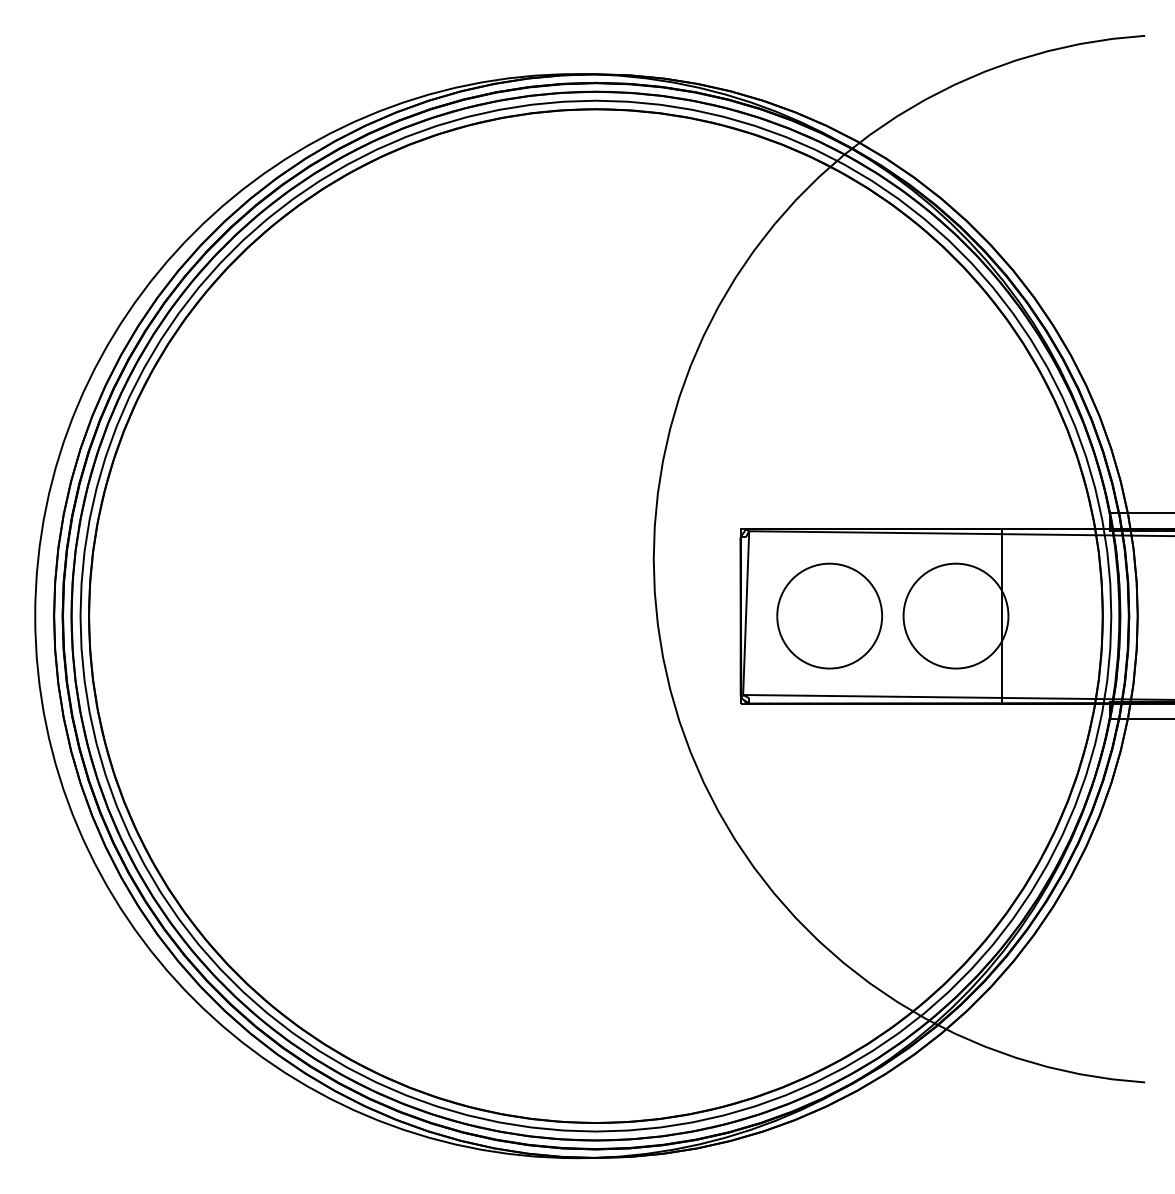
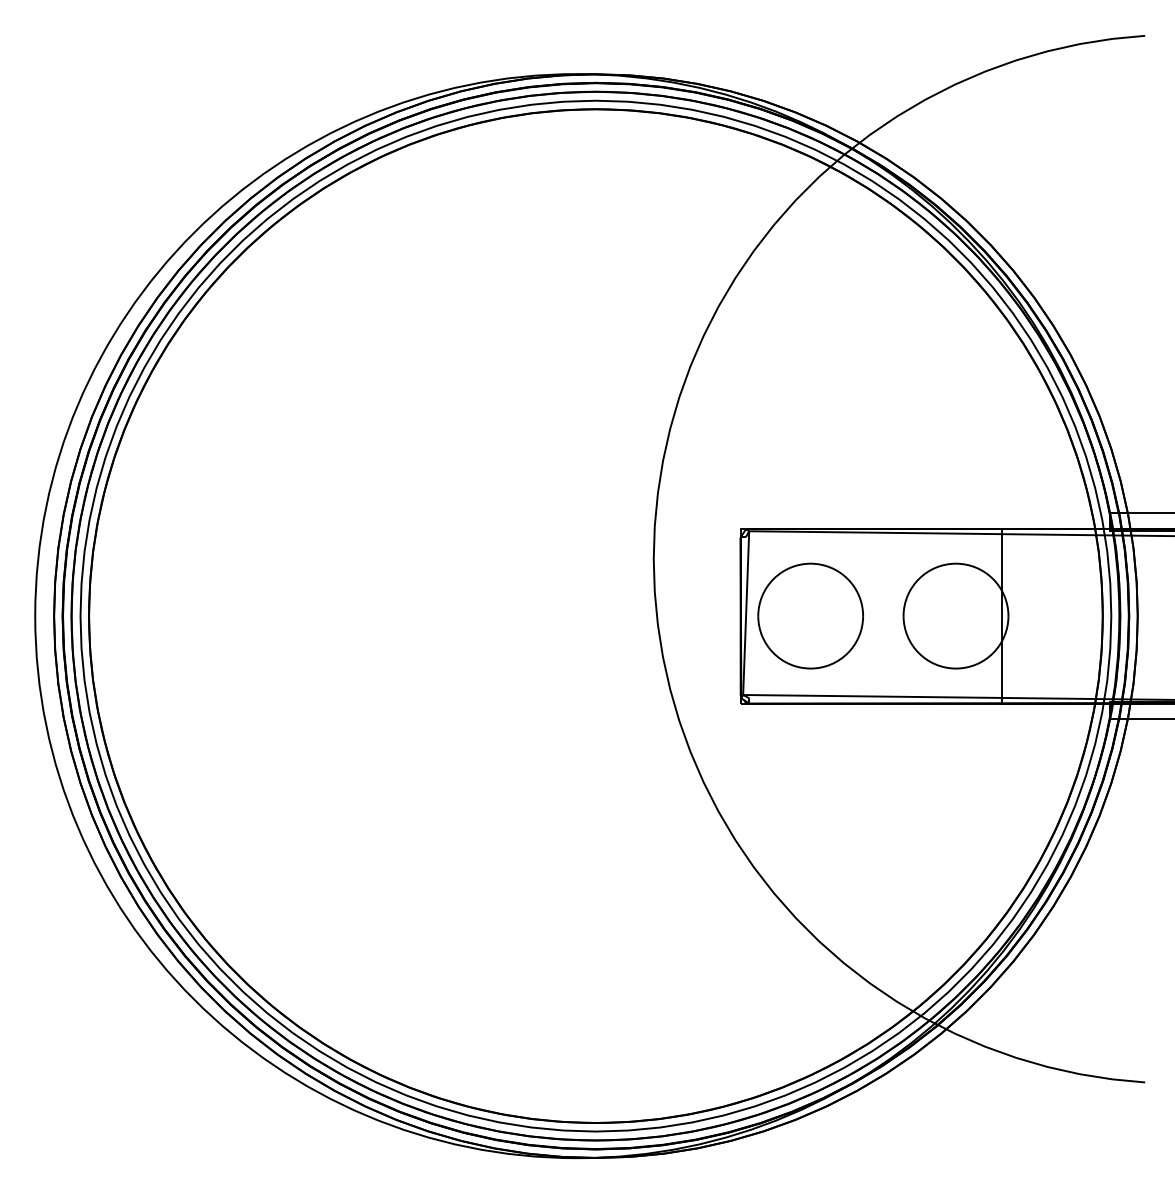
part position: (829, 615) -> (810, 615) (810, 615)
